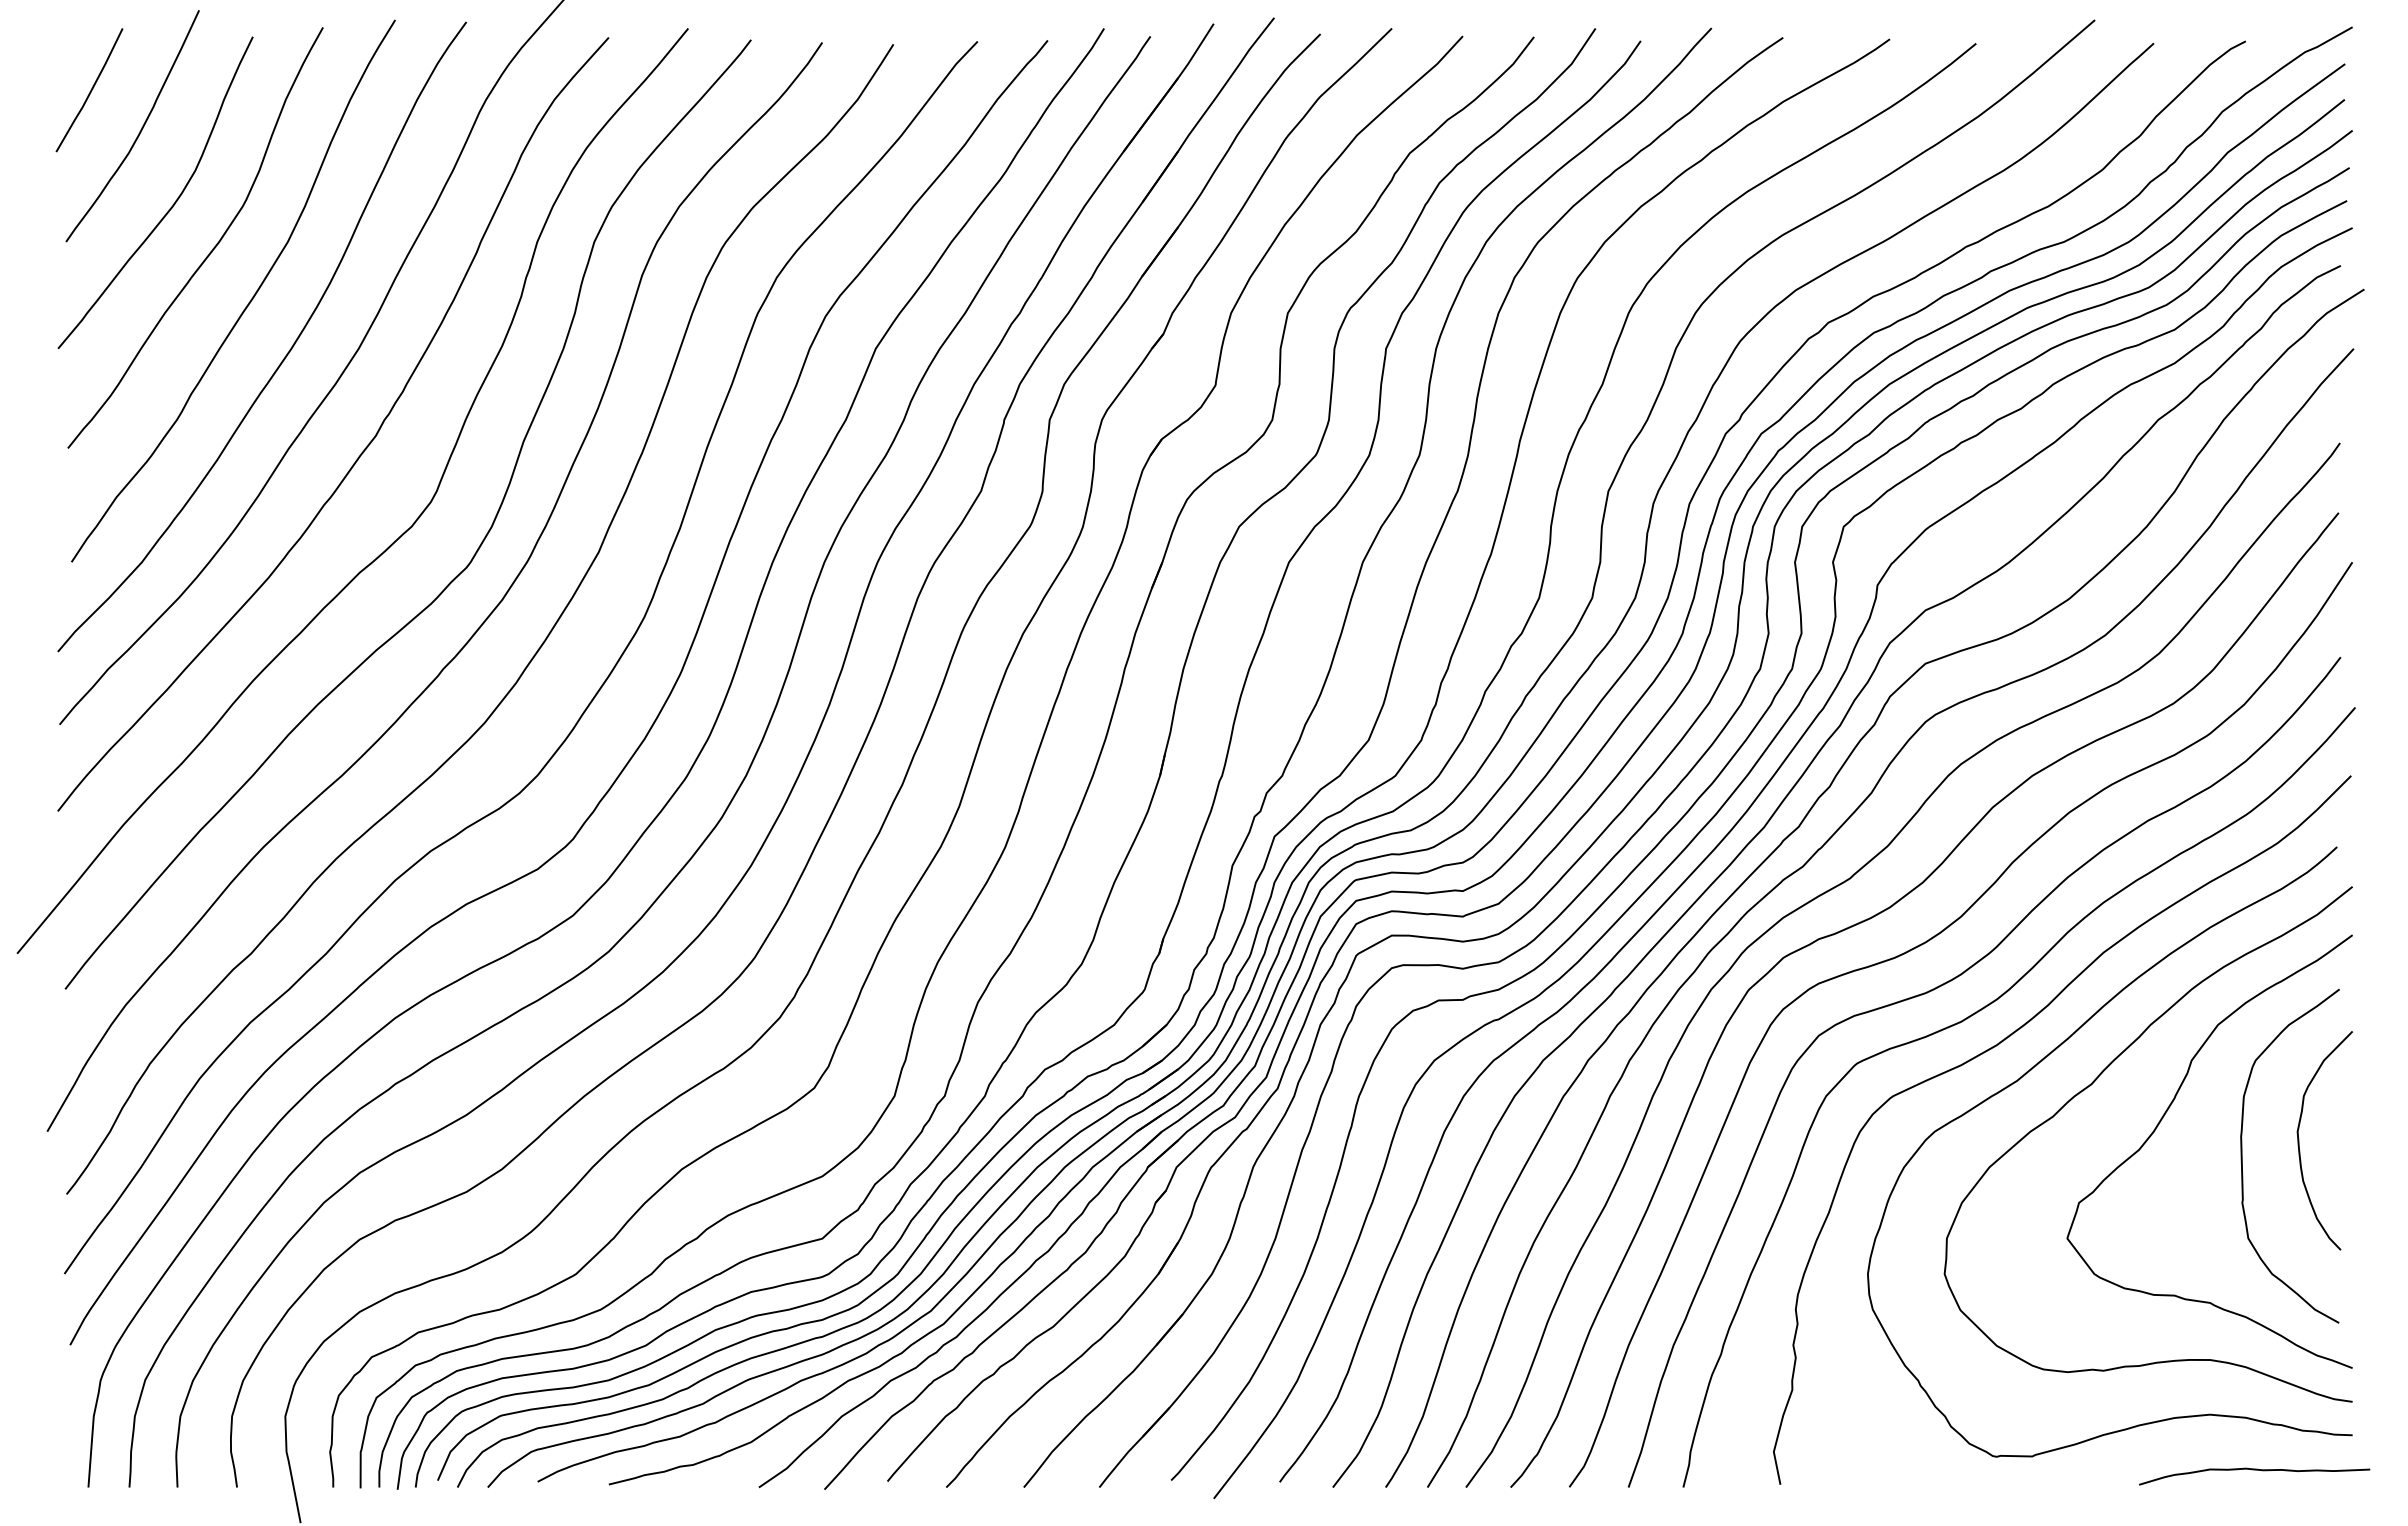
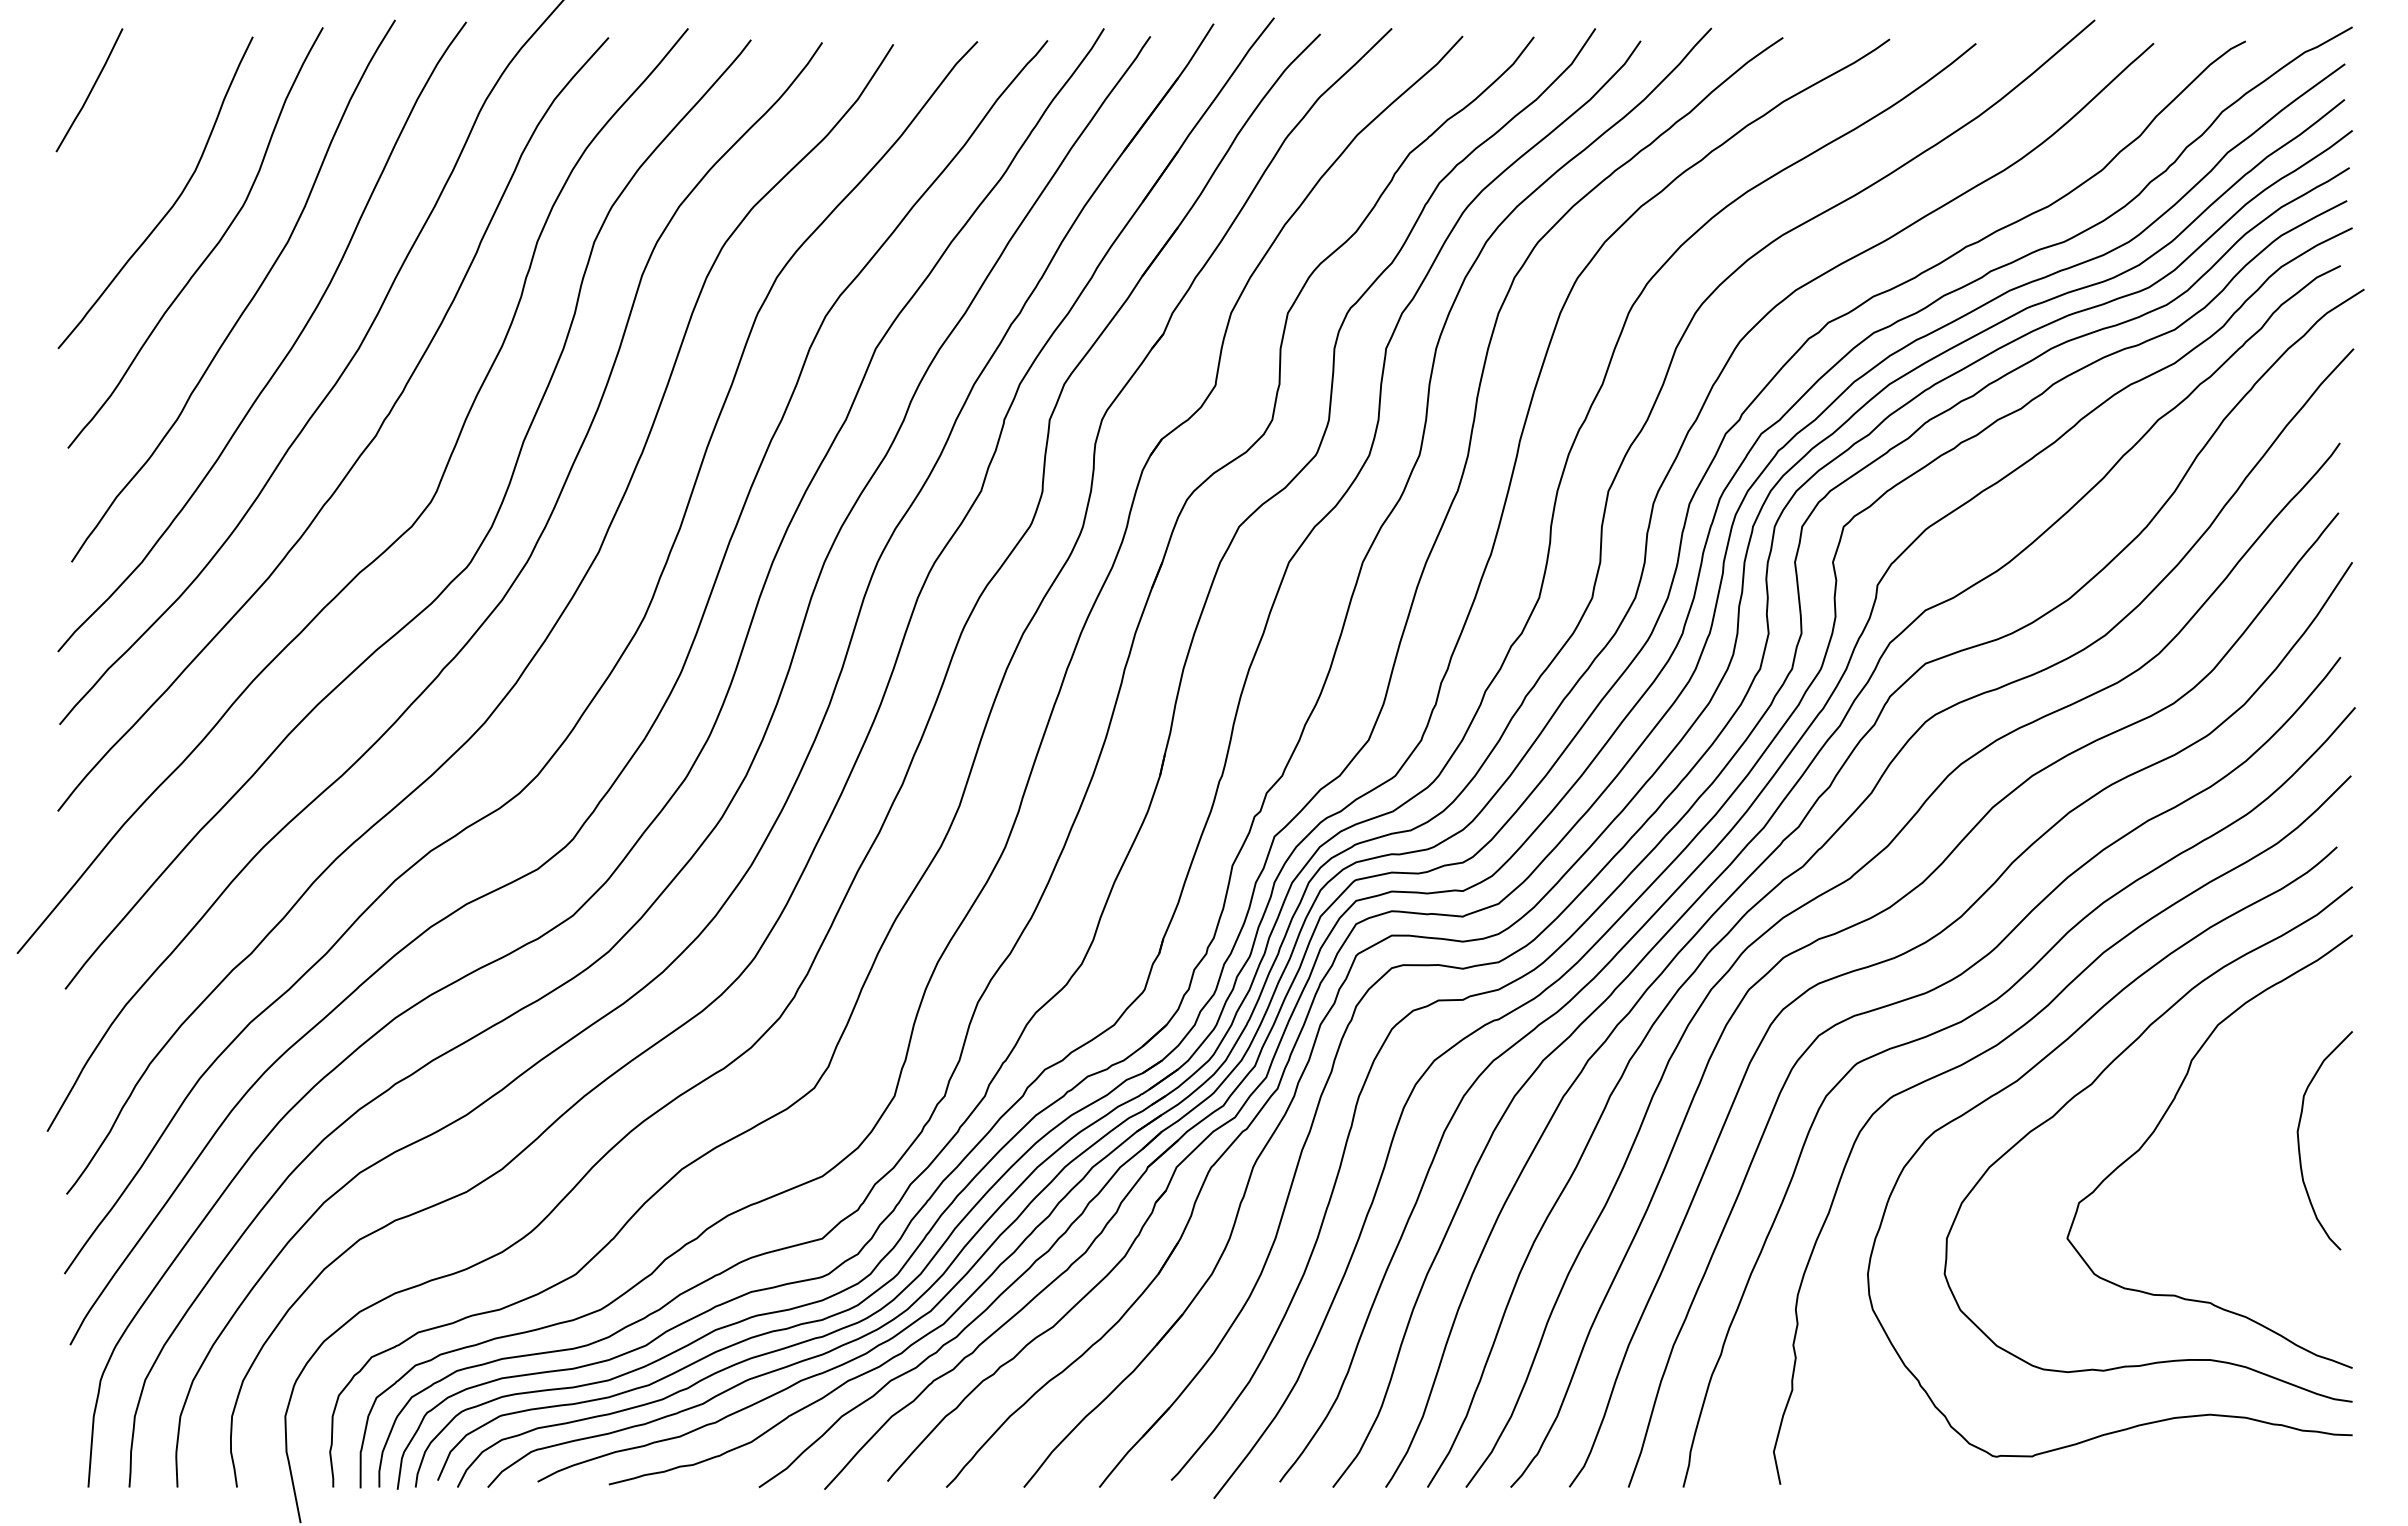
curve: present -> none (140, 129)
curve: present -> none (2242, 1156)
curve: present -> none (2254, 1470)
